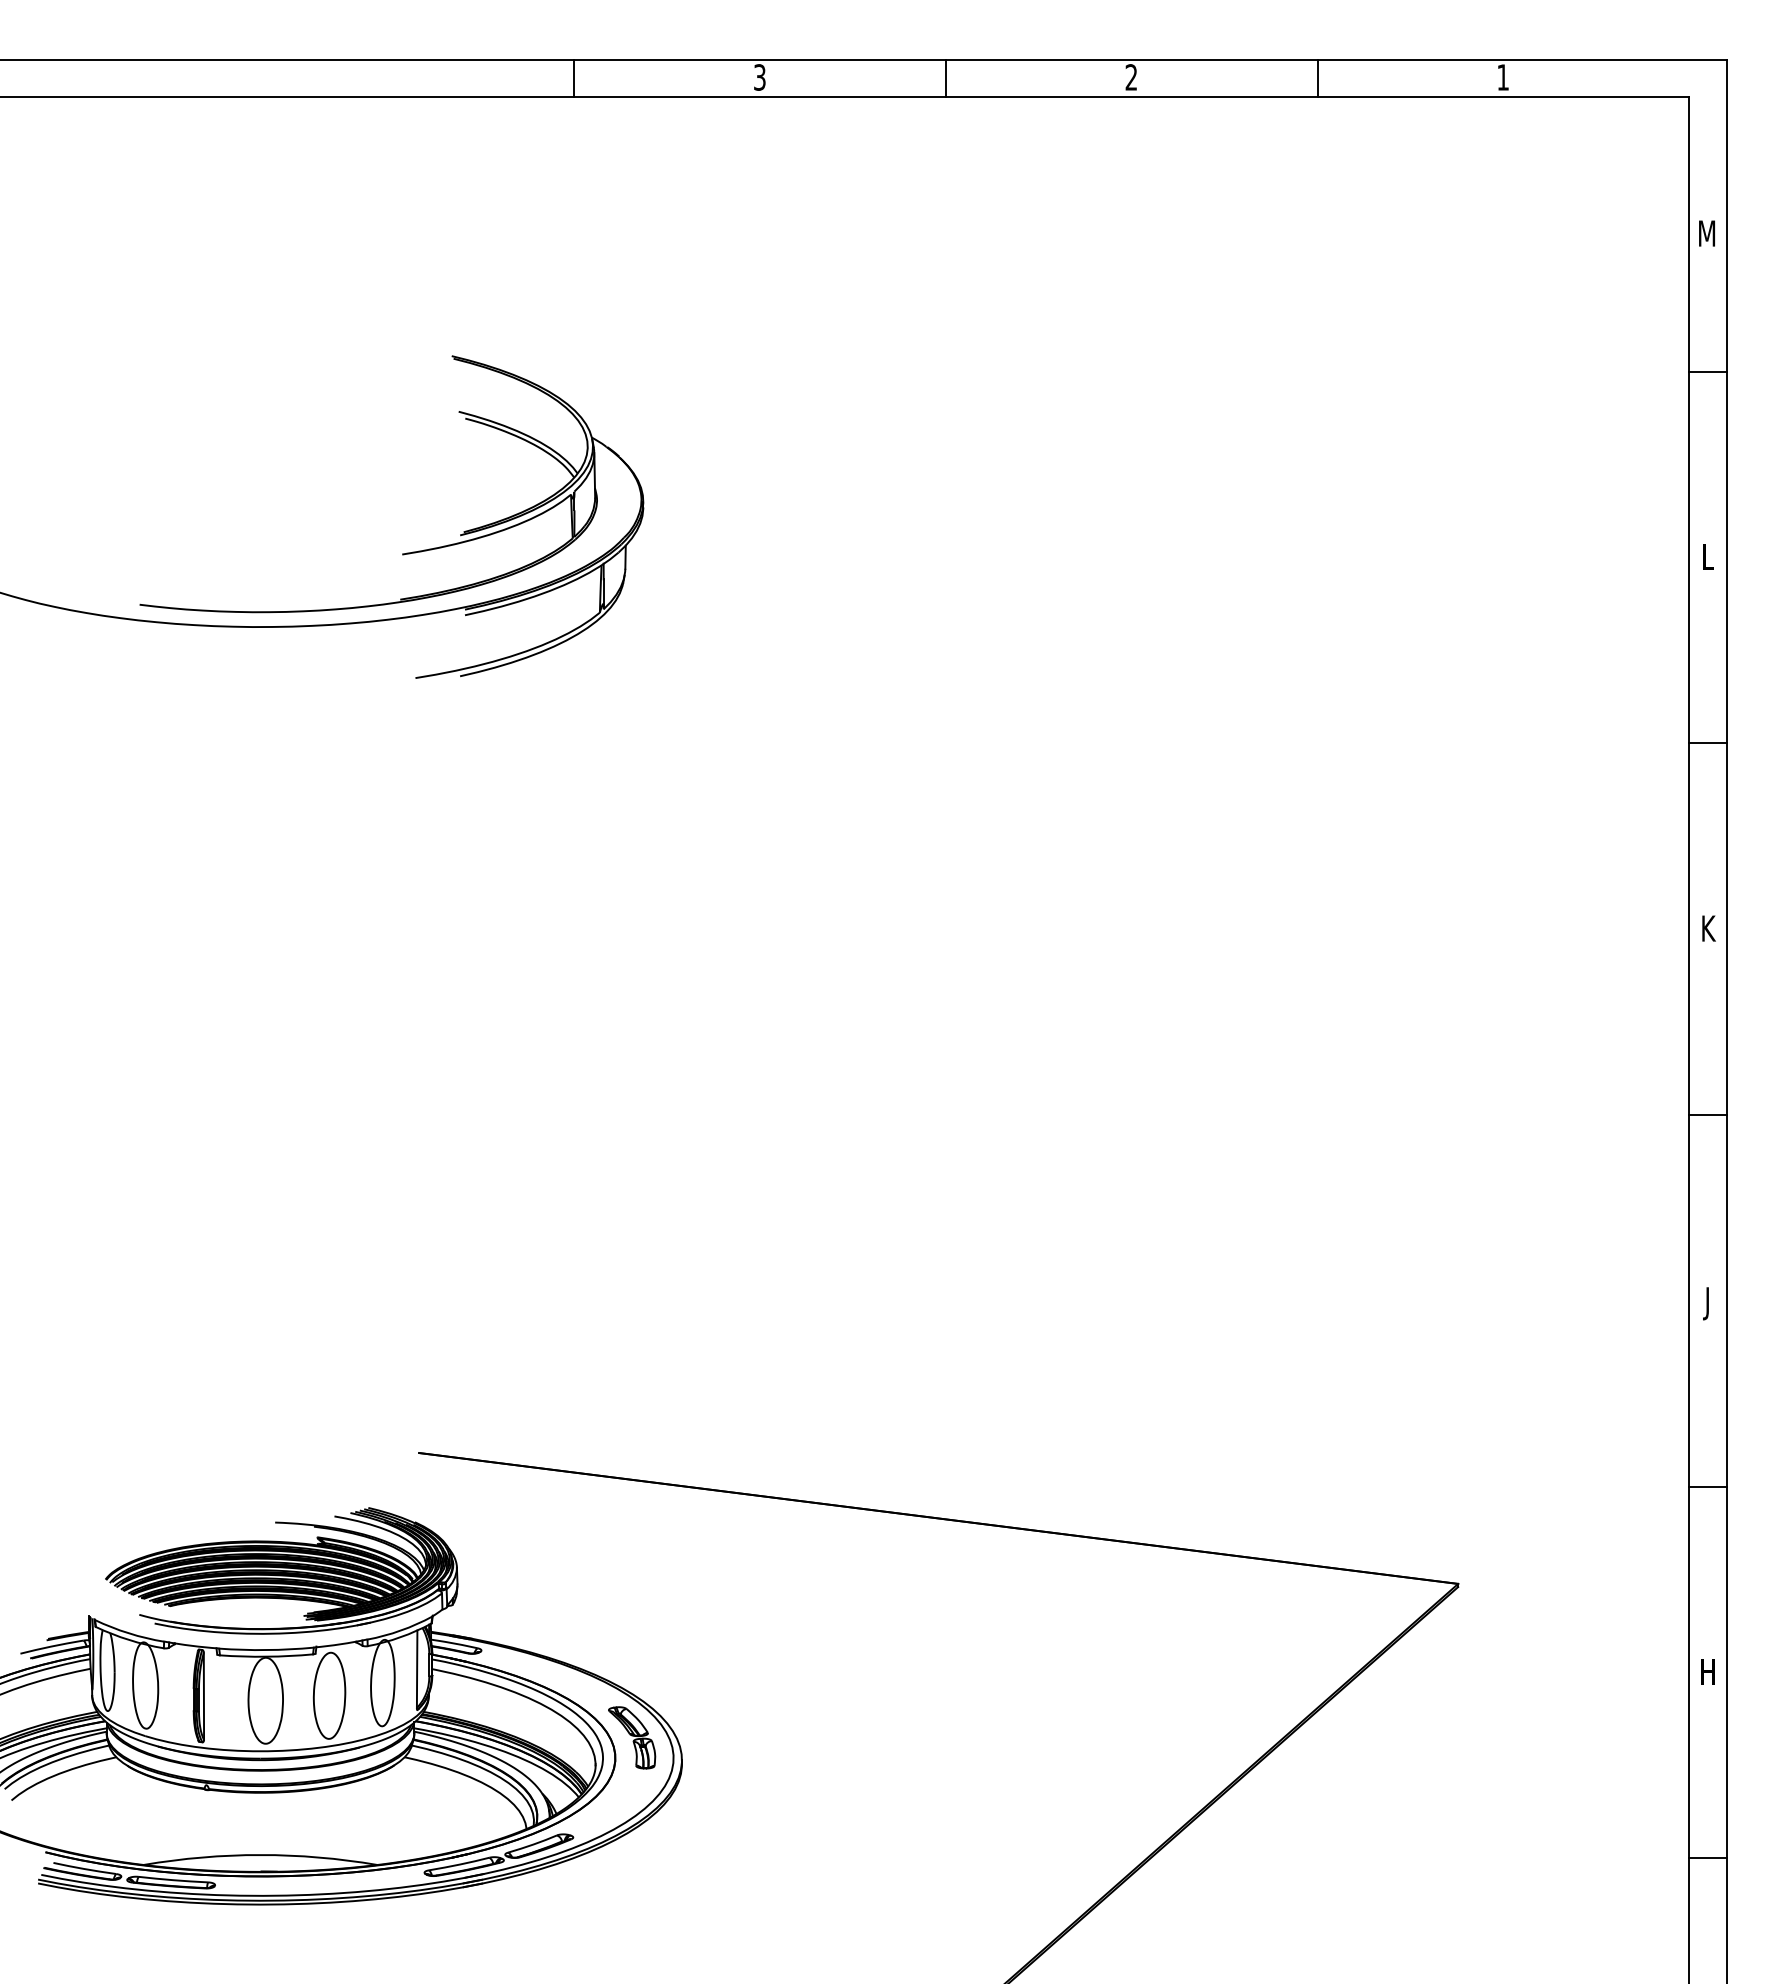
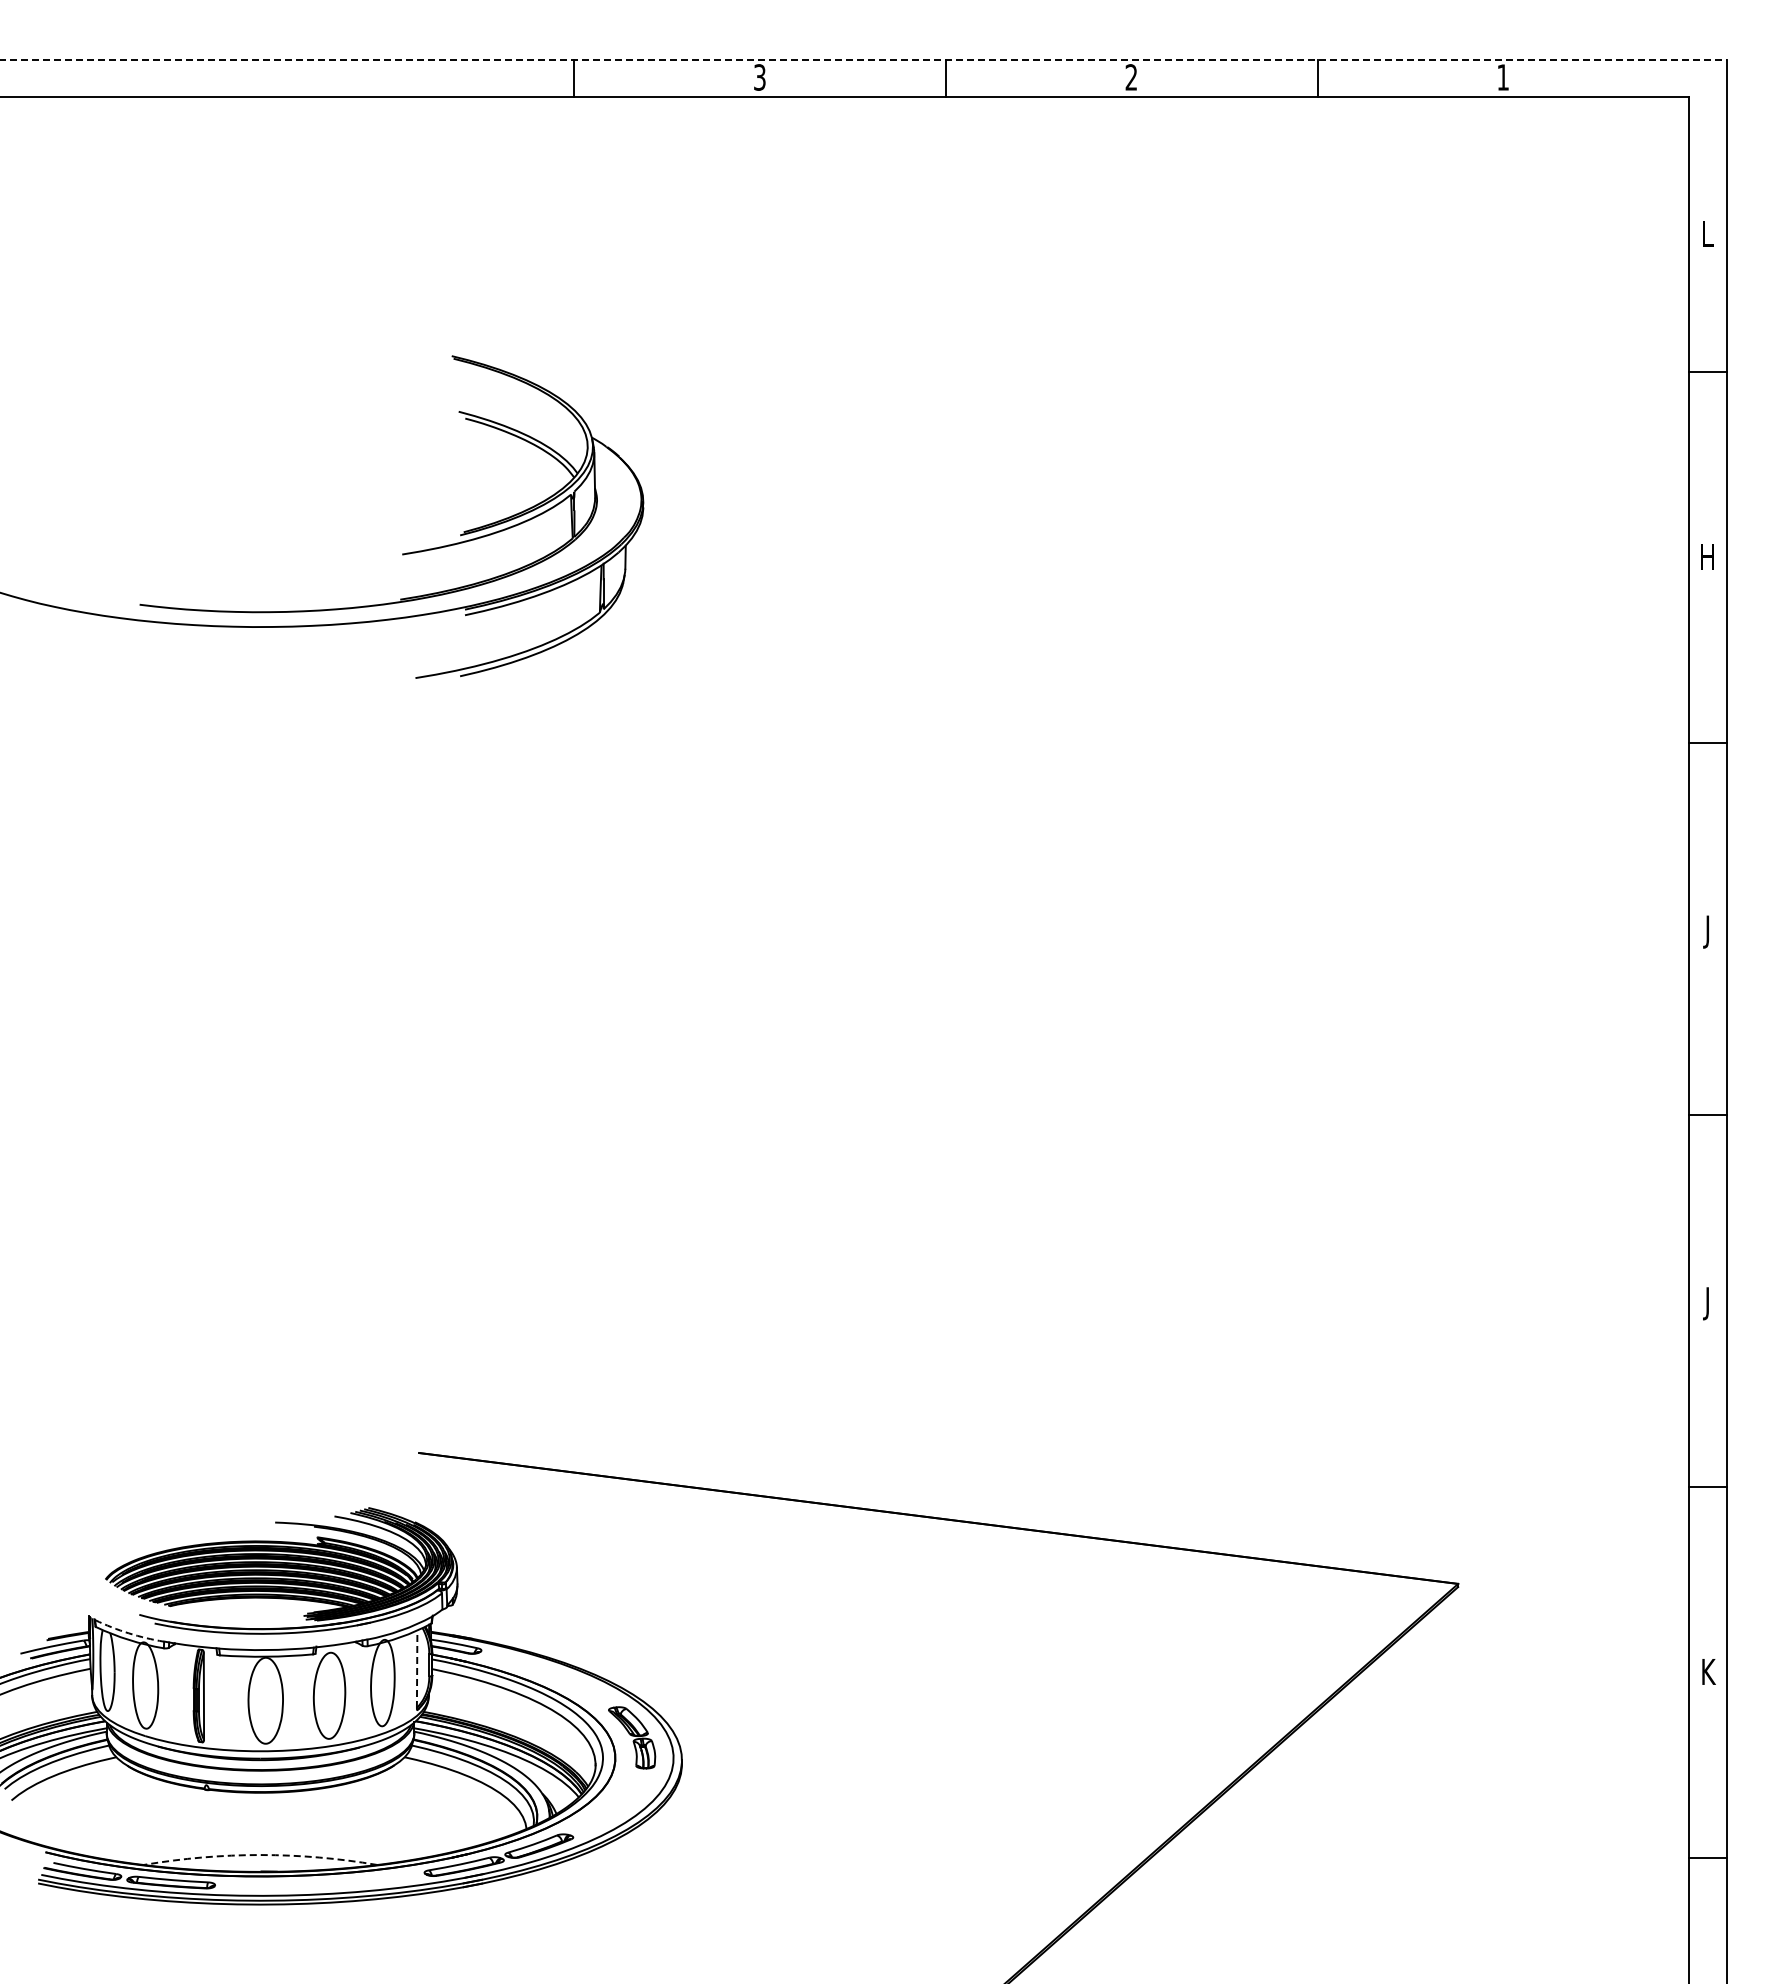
line: solid -> dashed (863, 59)
text: M -> L (1707, 233)
text: L -> H (1707, 556)
text: K -> J (1708, 931)
arc: solid -> dashed (128, 1633)
line: solid -> dashed (417, 1669)
text: H -> K (1708, 1671)
arc: solid -> dashed (260, 1855)
